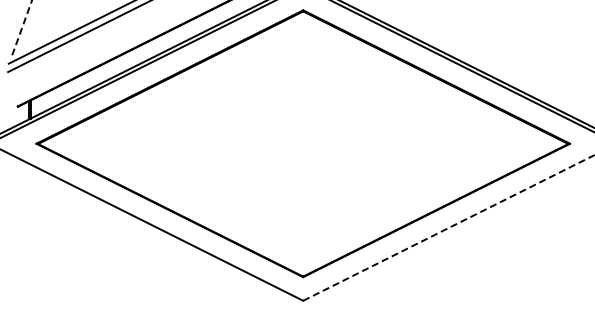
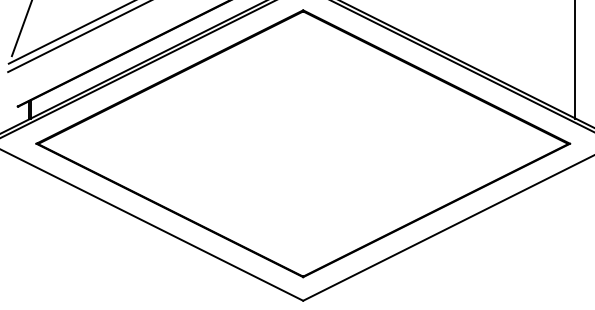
line: dashed -> solid (21, 28)
line: none -> present (575, 60)
line: dashed -> solid (449, 227)
